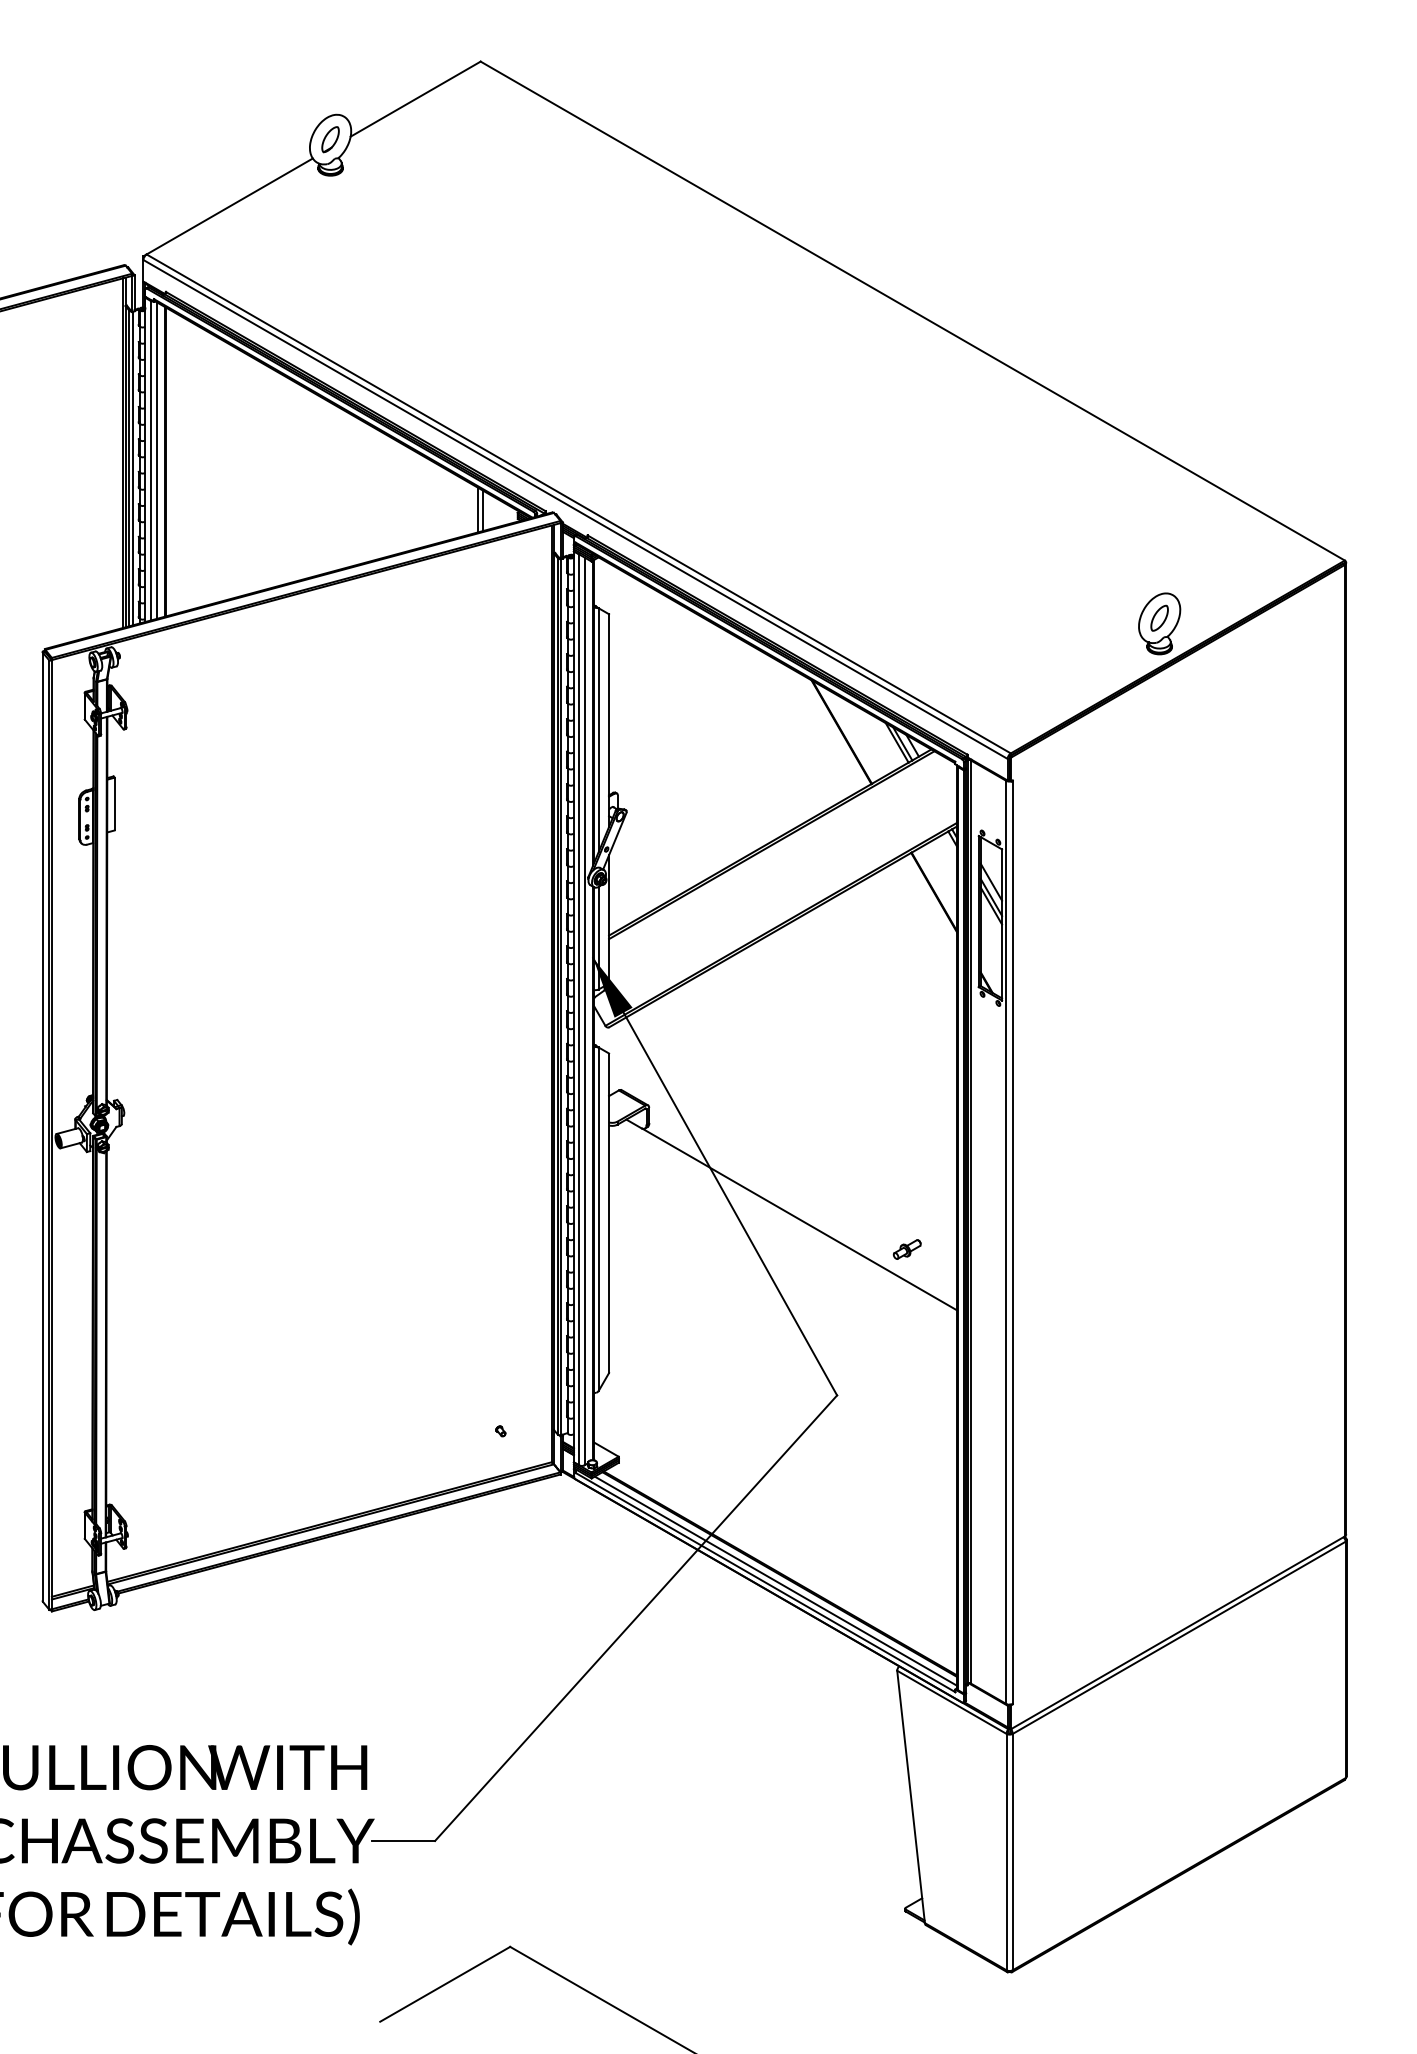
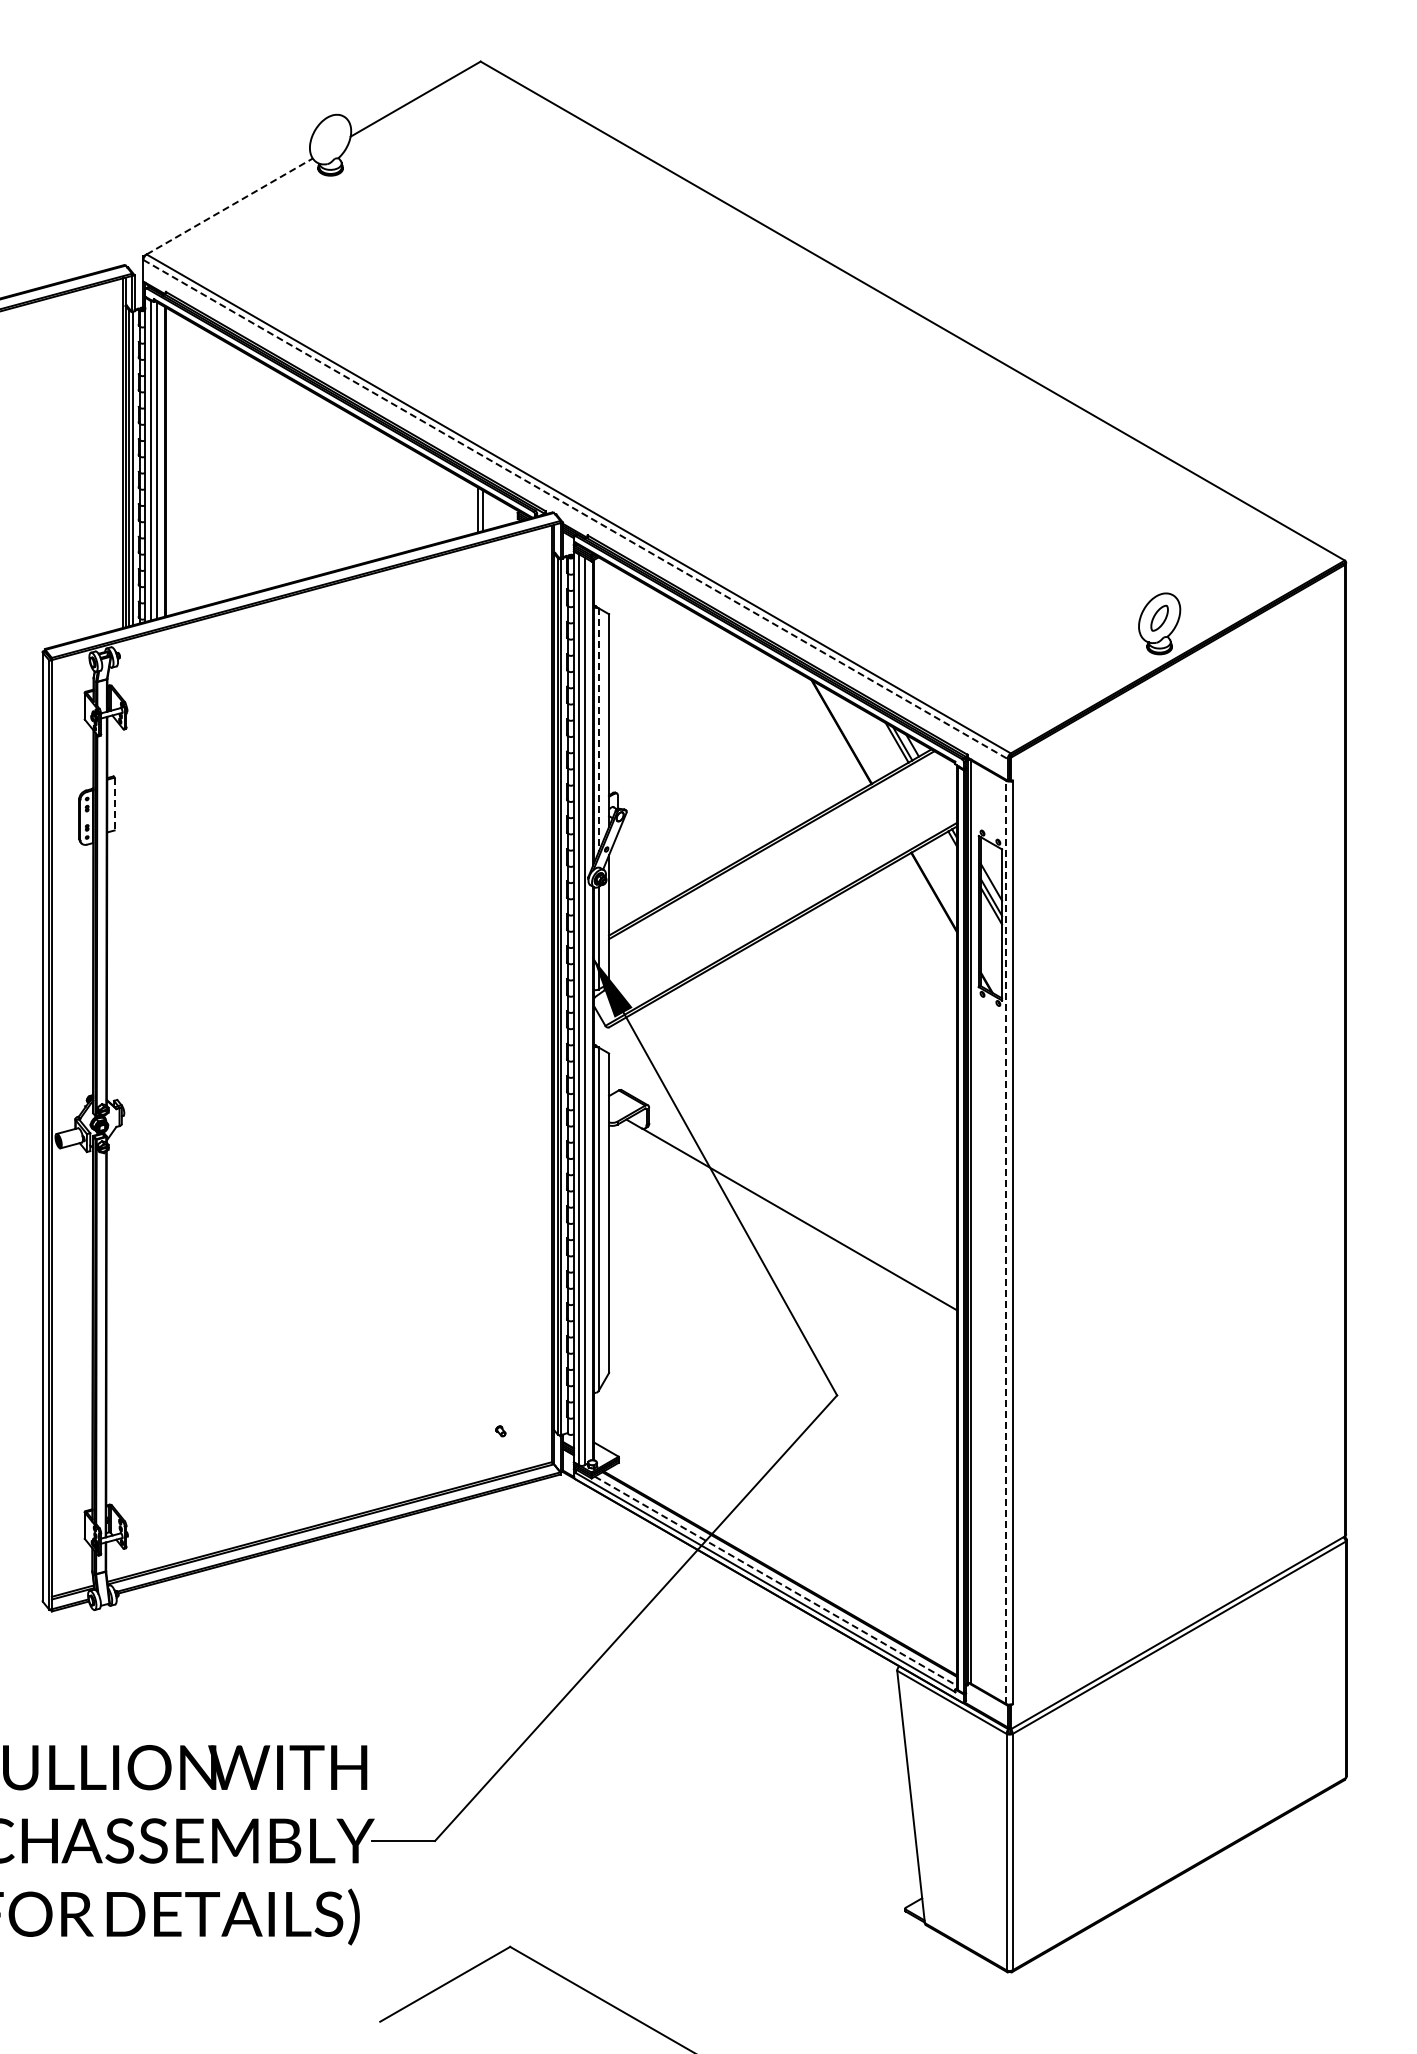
part: present -> none (330, 139)
line: solid -> dashed (229, 206)
line: solid -> dashed (575, 509)
line: solid -> dashed (598, 730)
line: solid -> dashed (114, 804)
line: solid -> dashed (1006, 1242)
part: present -> none (906, 1249)
line: solid -> dashed (776, 1581)
